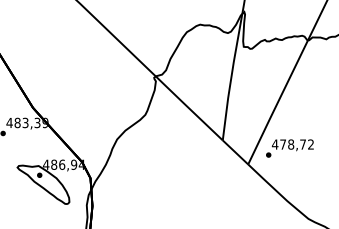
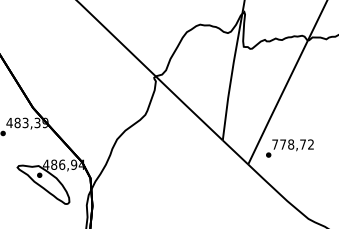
text: 478,72 -> 778,72 (274, 144)
